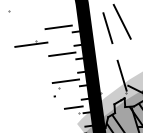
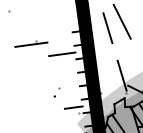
line: present -> none (58, 27)
line: present -> none (65, 81)
